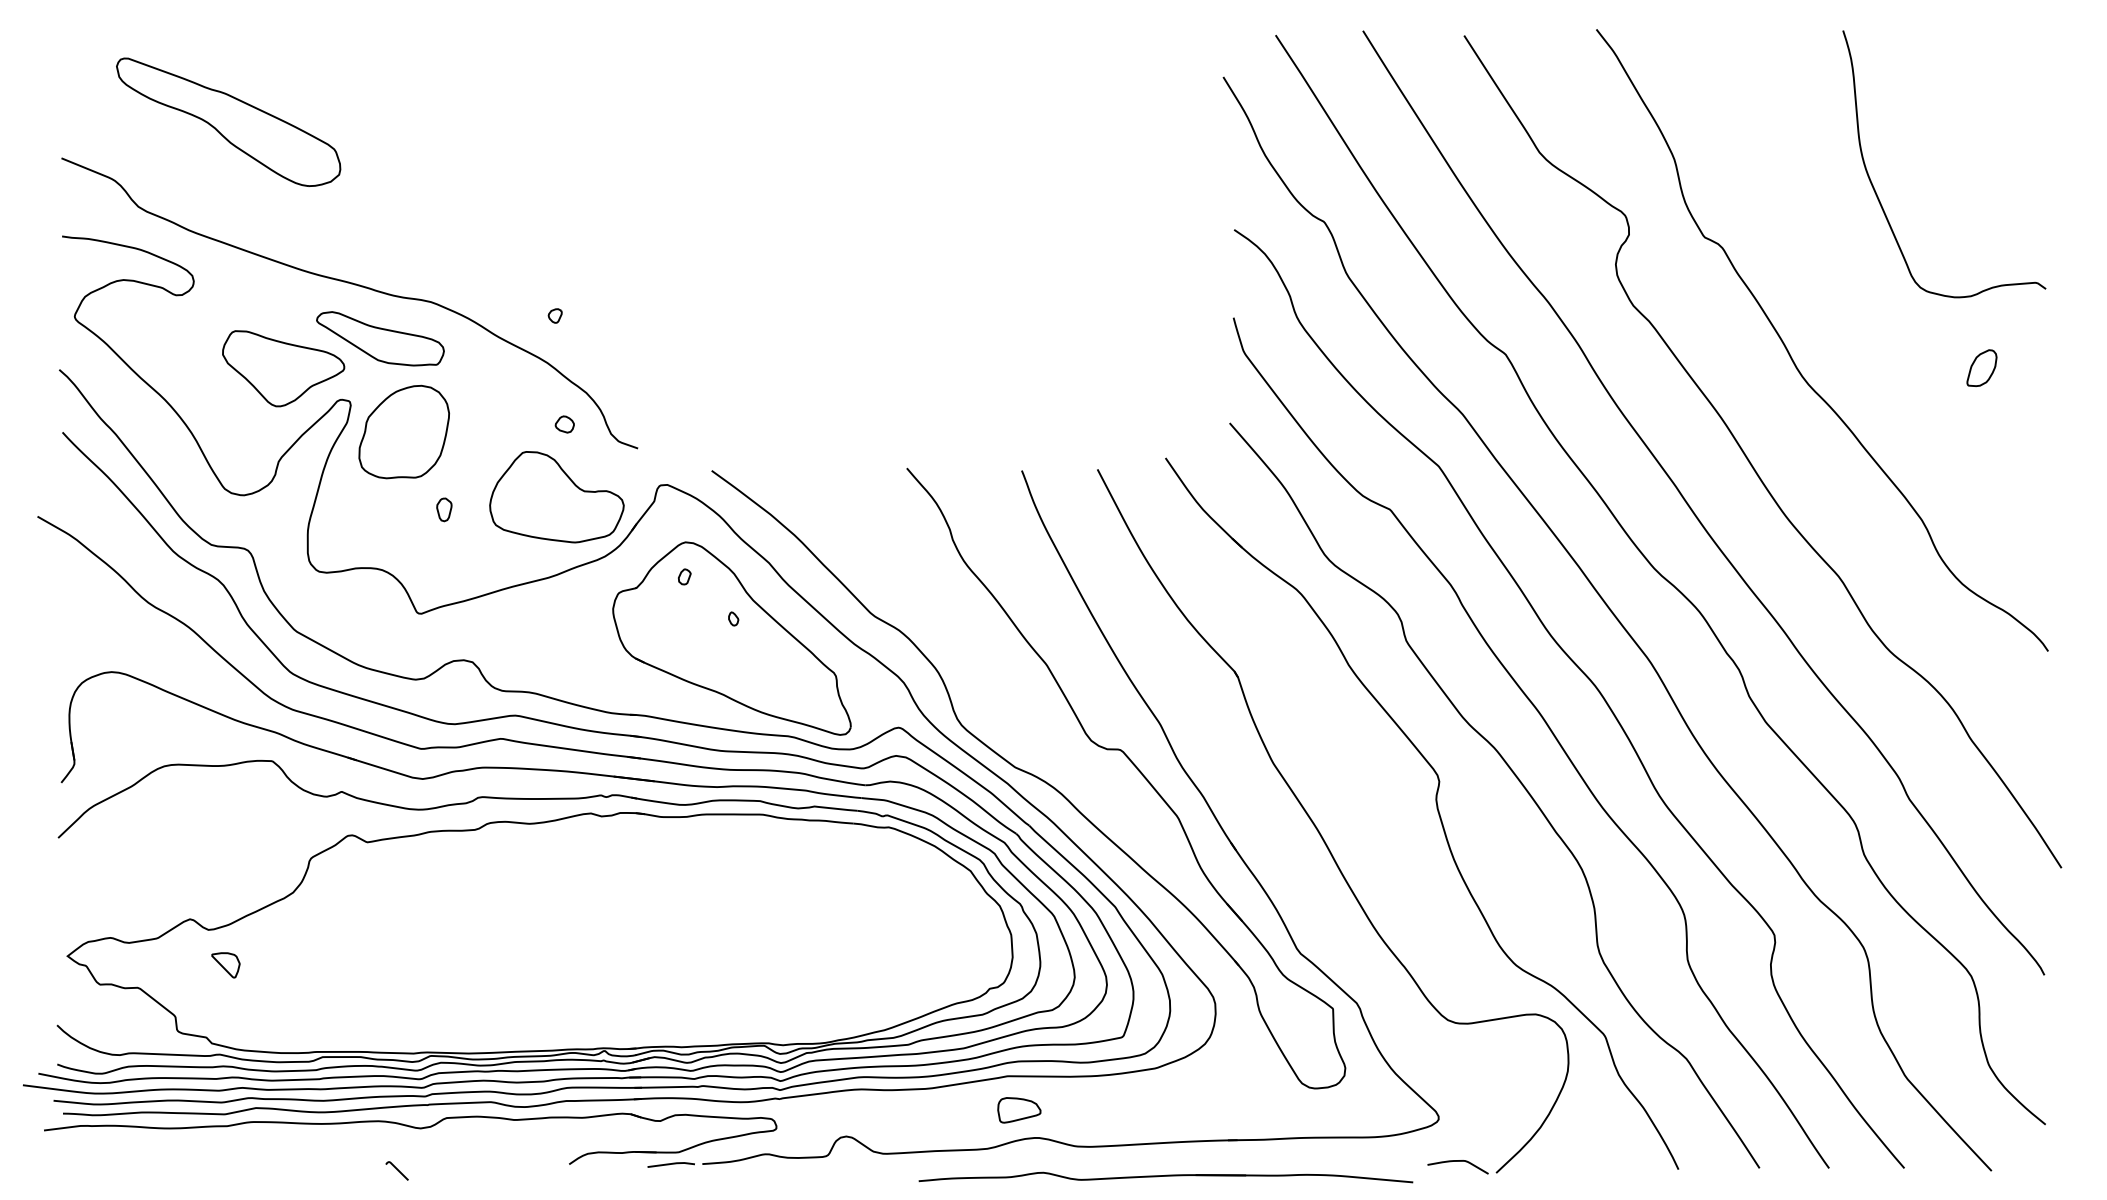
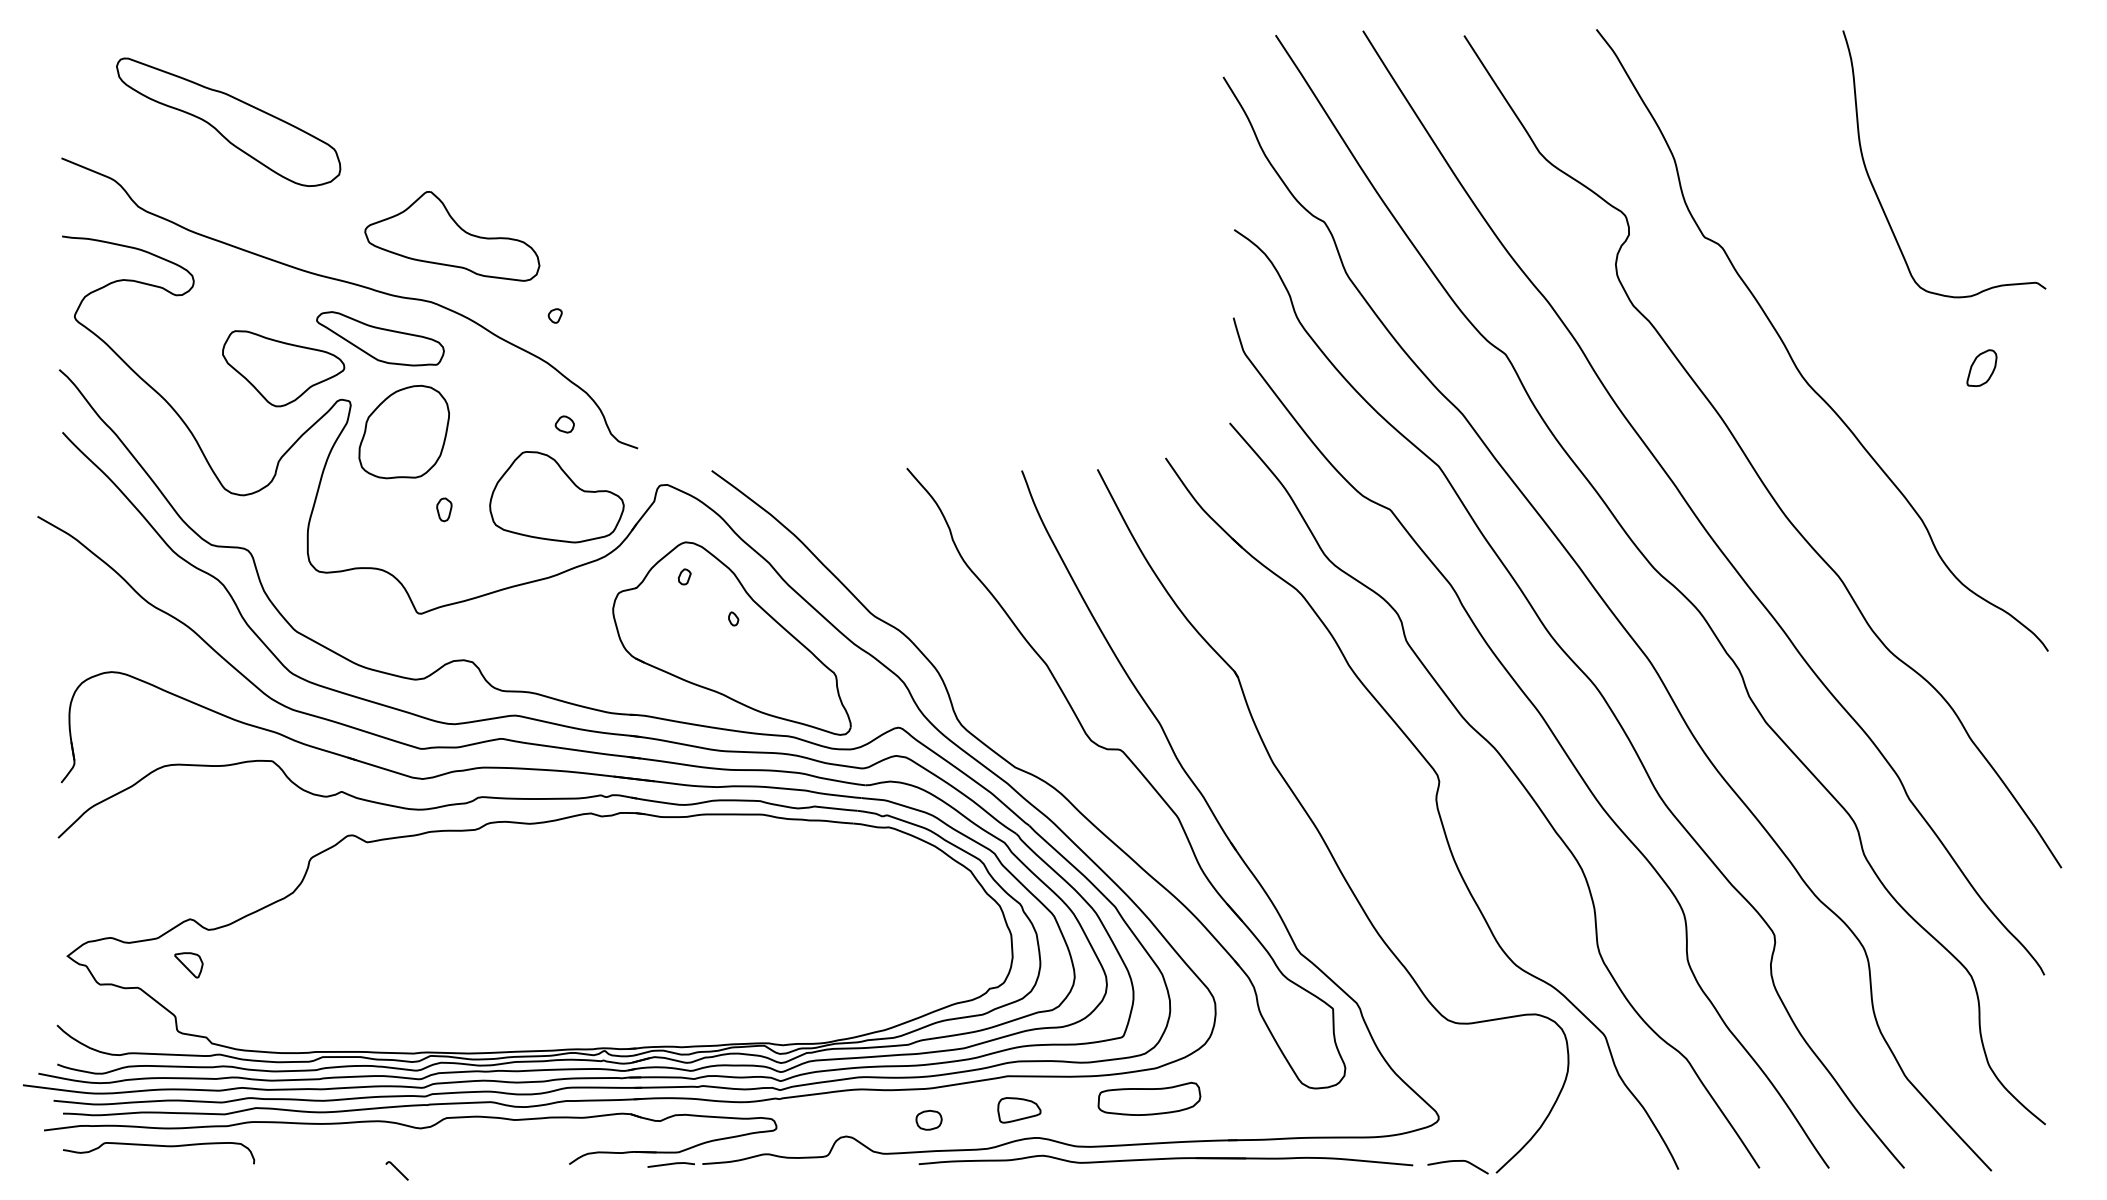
part: none -> present (452, 236)
part position: (225, 965) -> (188, 965) (188, 965)
part: none -> present (1149, 1098)
part: none -> present (928, 1120)
curve: none -> present (159, 1146)
part position: (1165, 1177) -> (1165, 1160) (1165, 1160)
